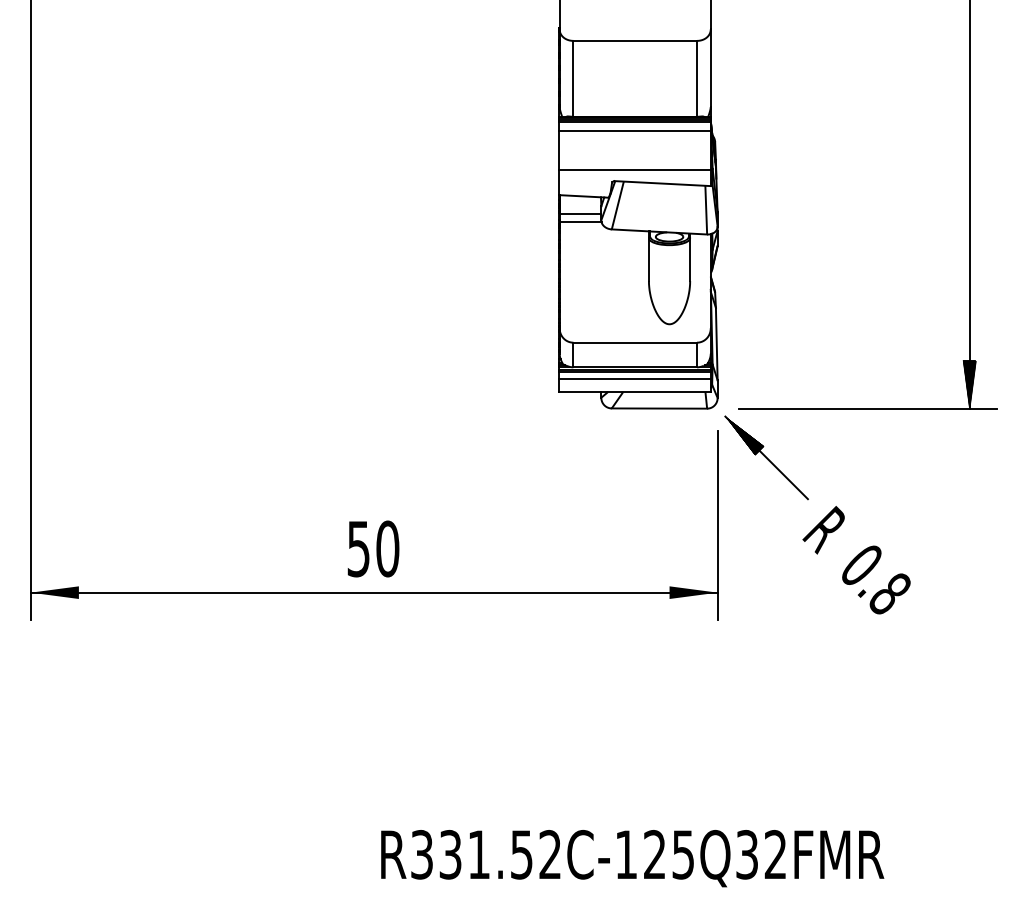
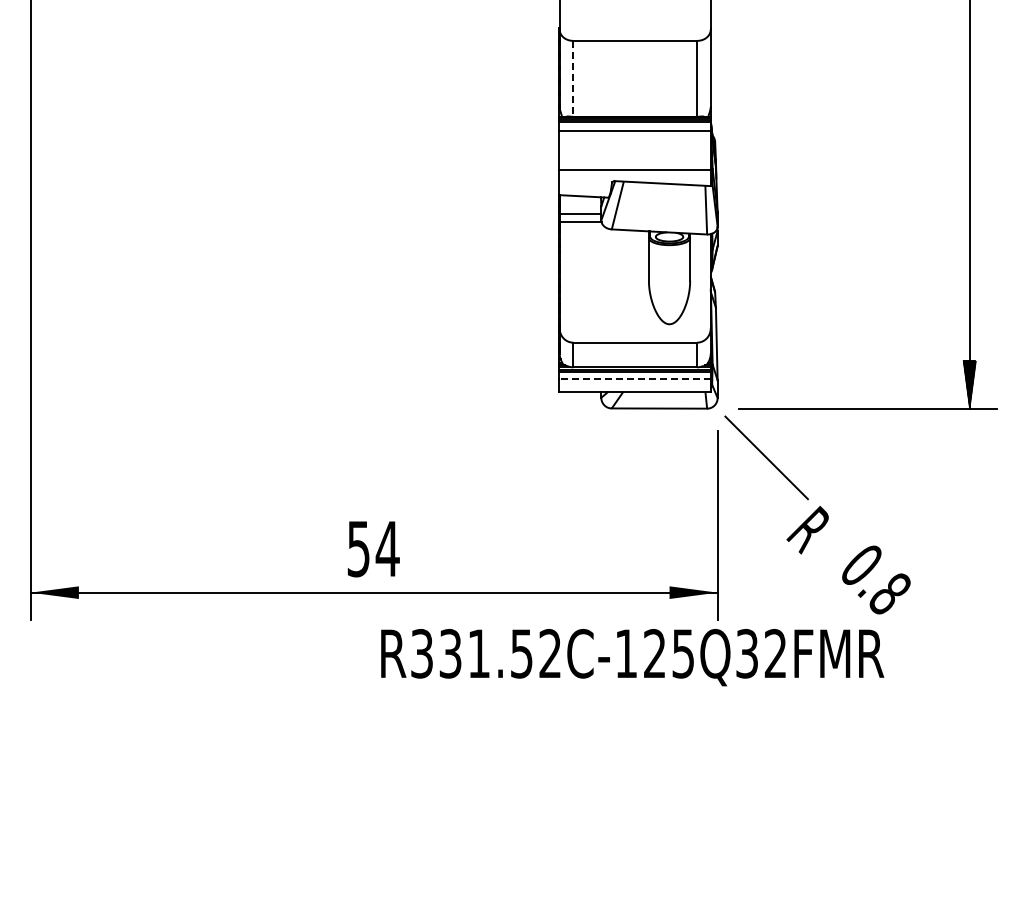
line: solid -> dashed (573, 78)
line: solid -> dashed (635, 378)
hatch: present -> none (744, 435)
text position: (823, 530) -> (807, 530) (807, 530)
text: 50 -> 54 (387, 548)
text position: (632, 858) -> (632, 657) (632, 657)
